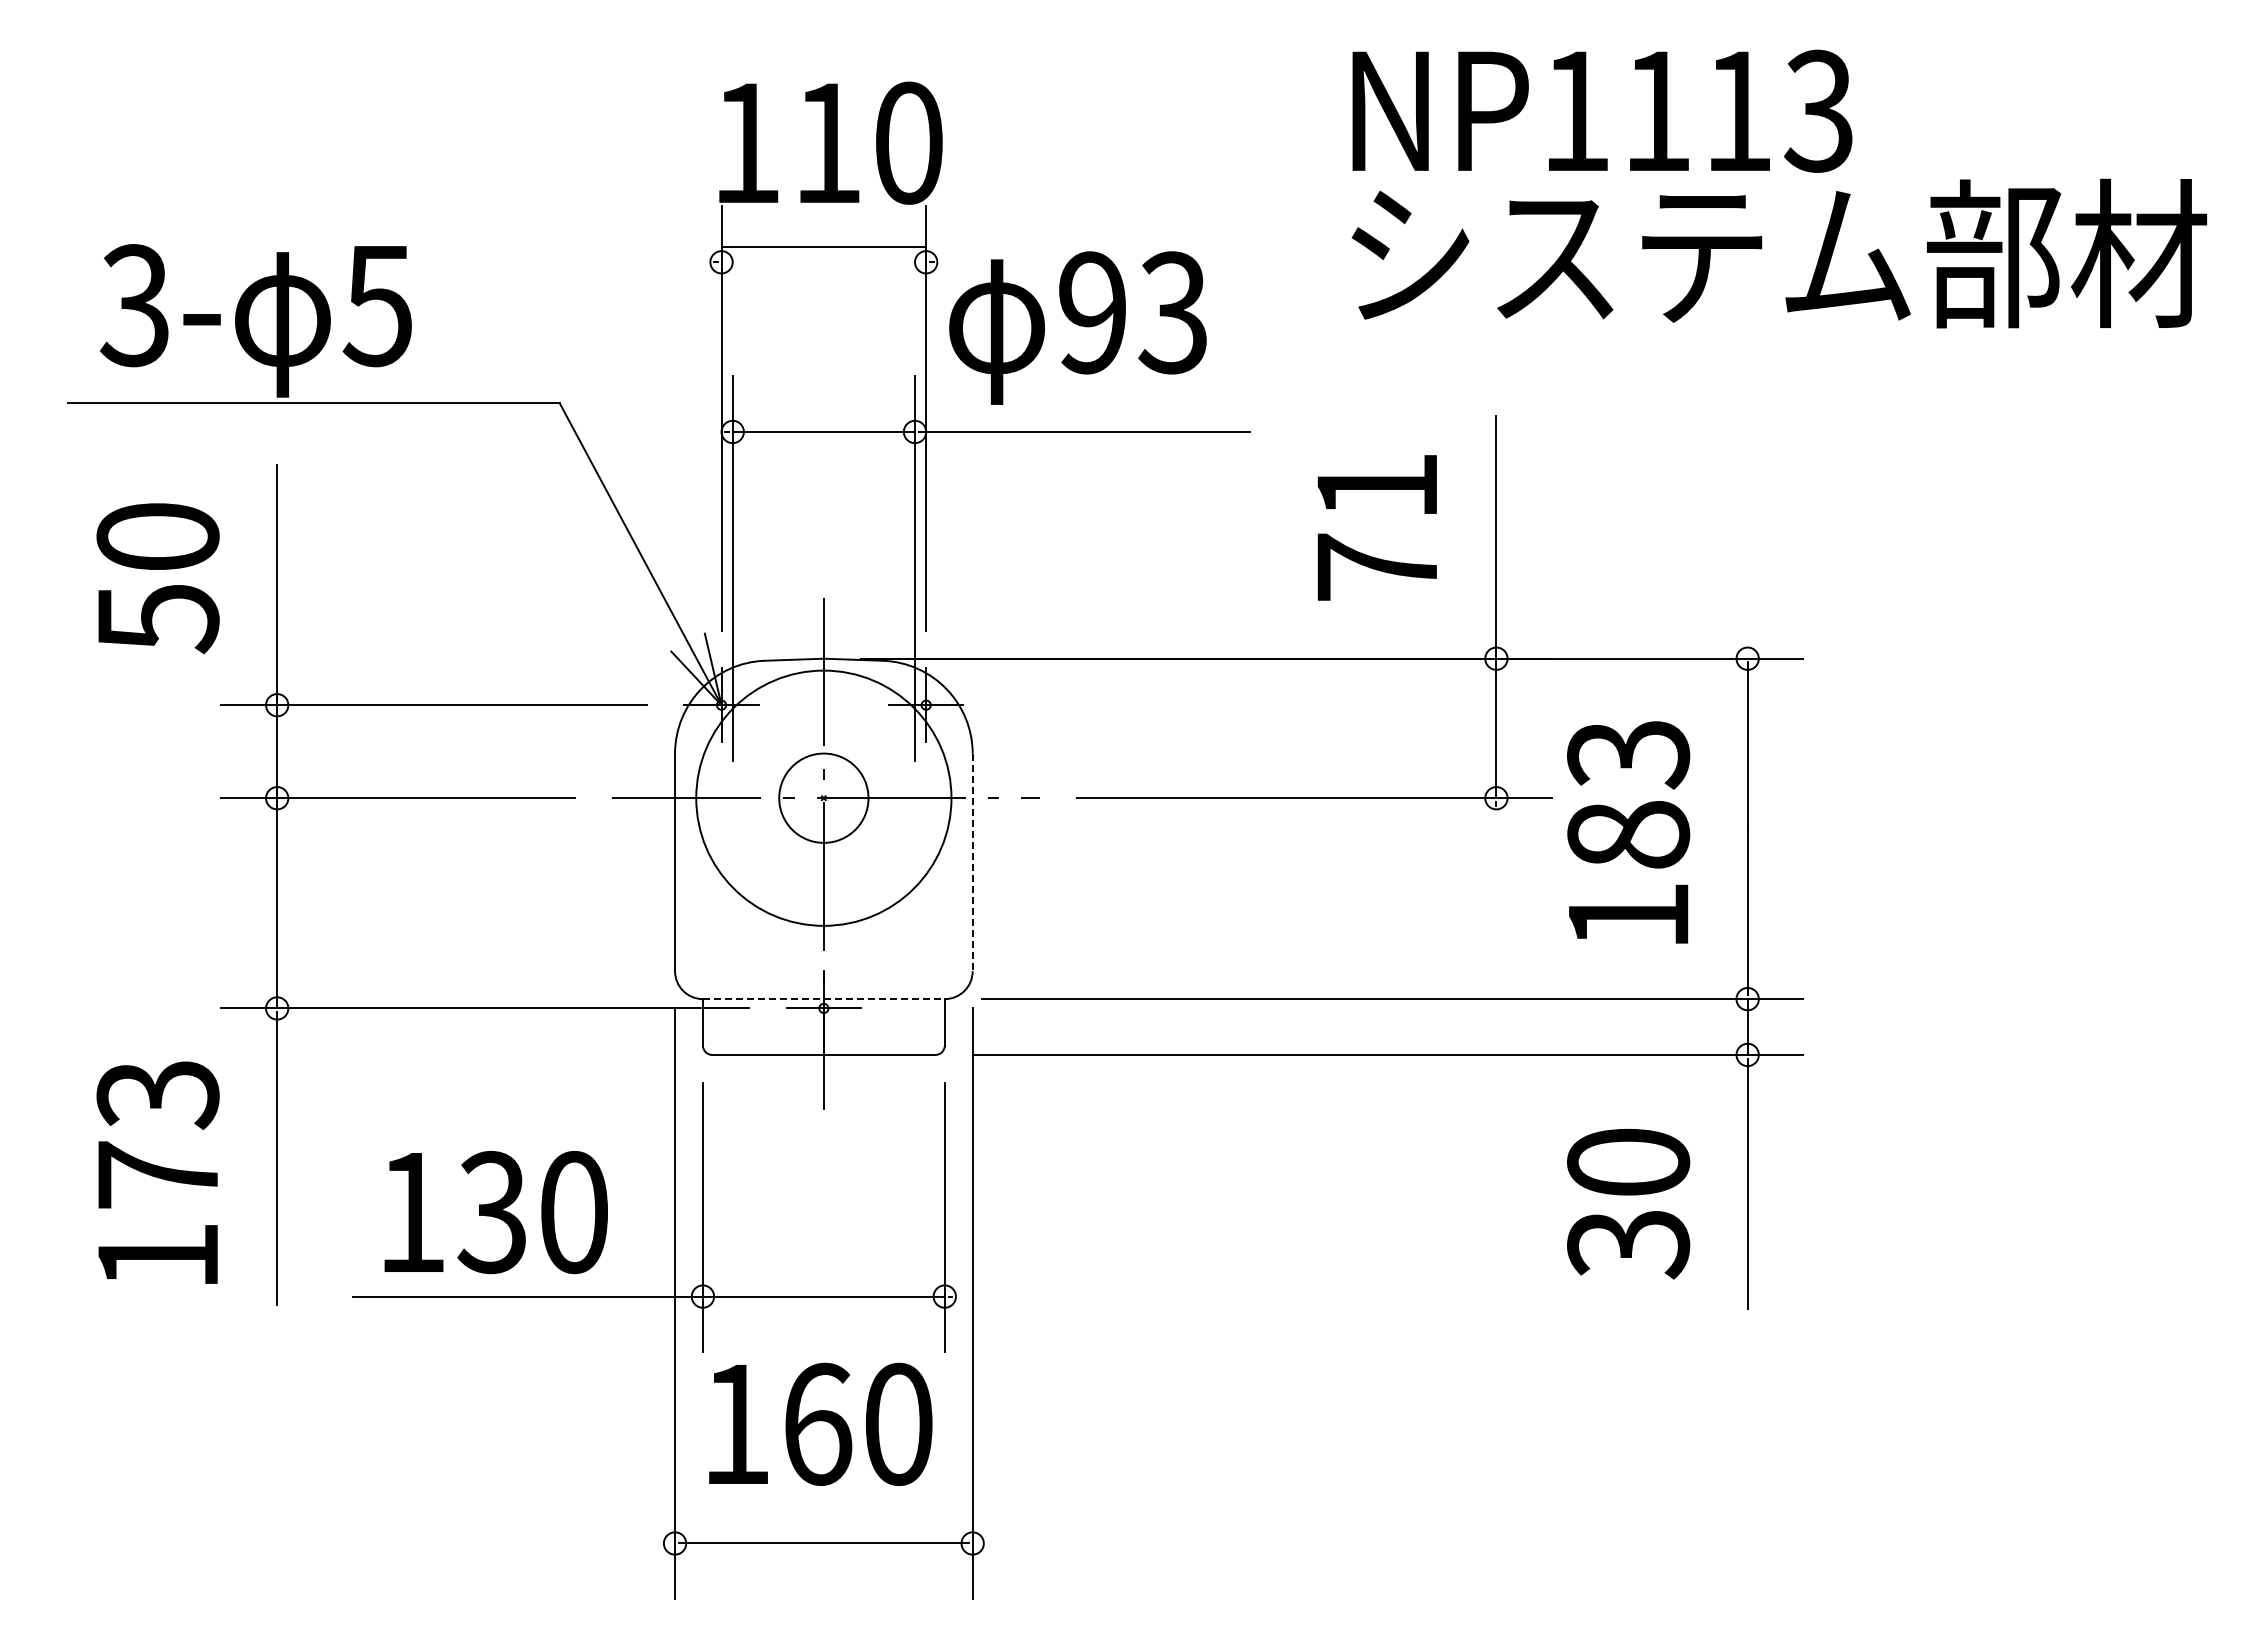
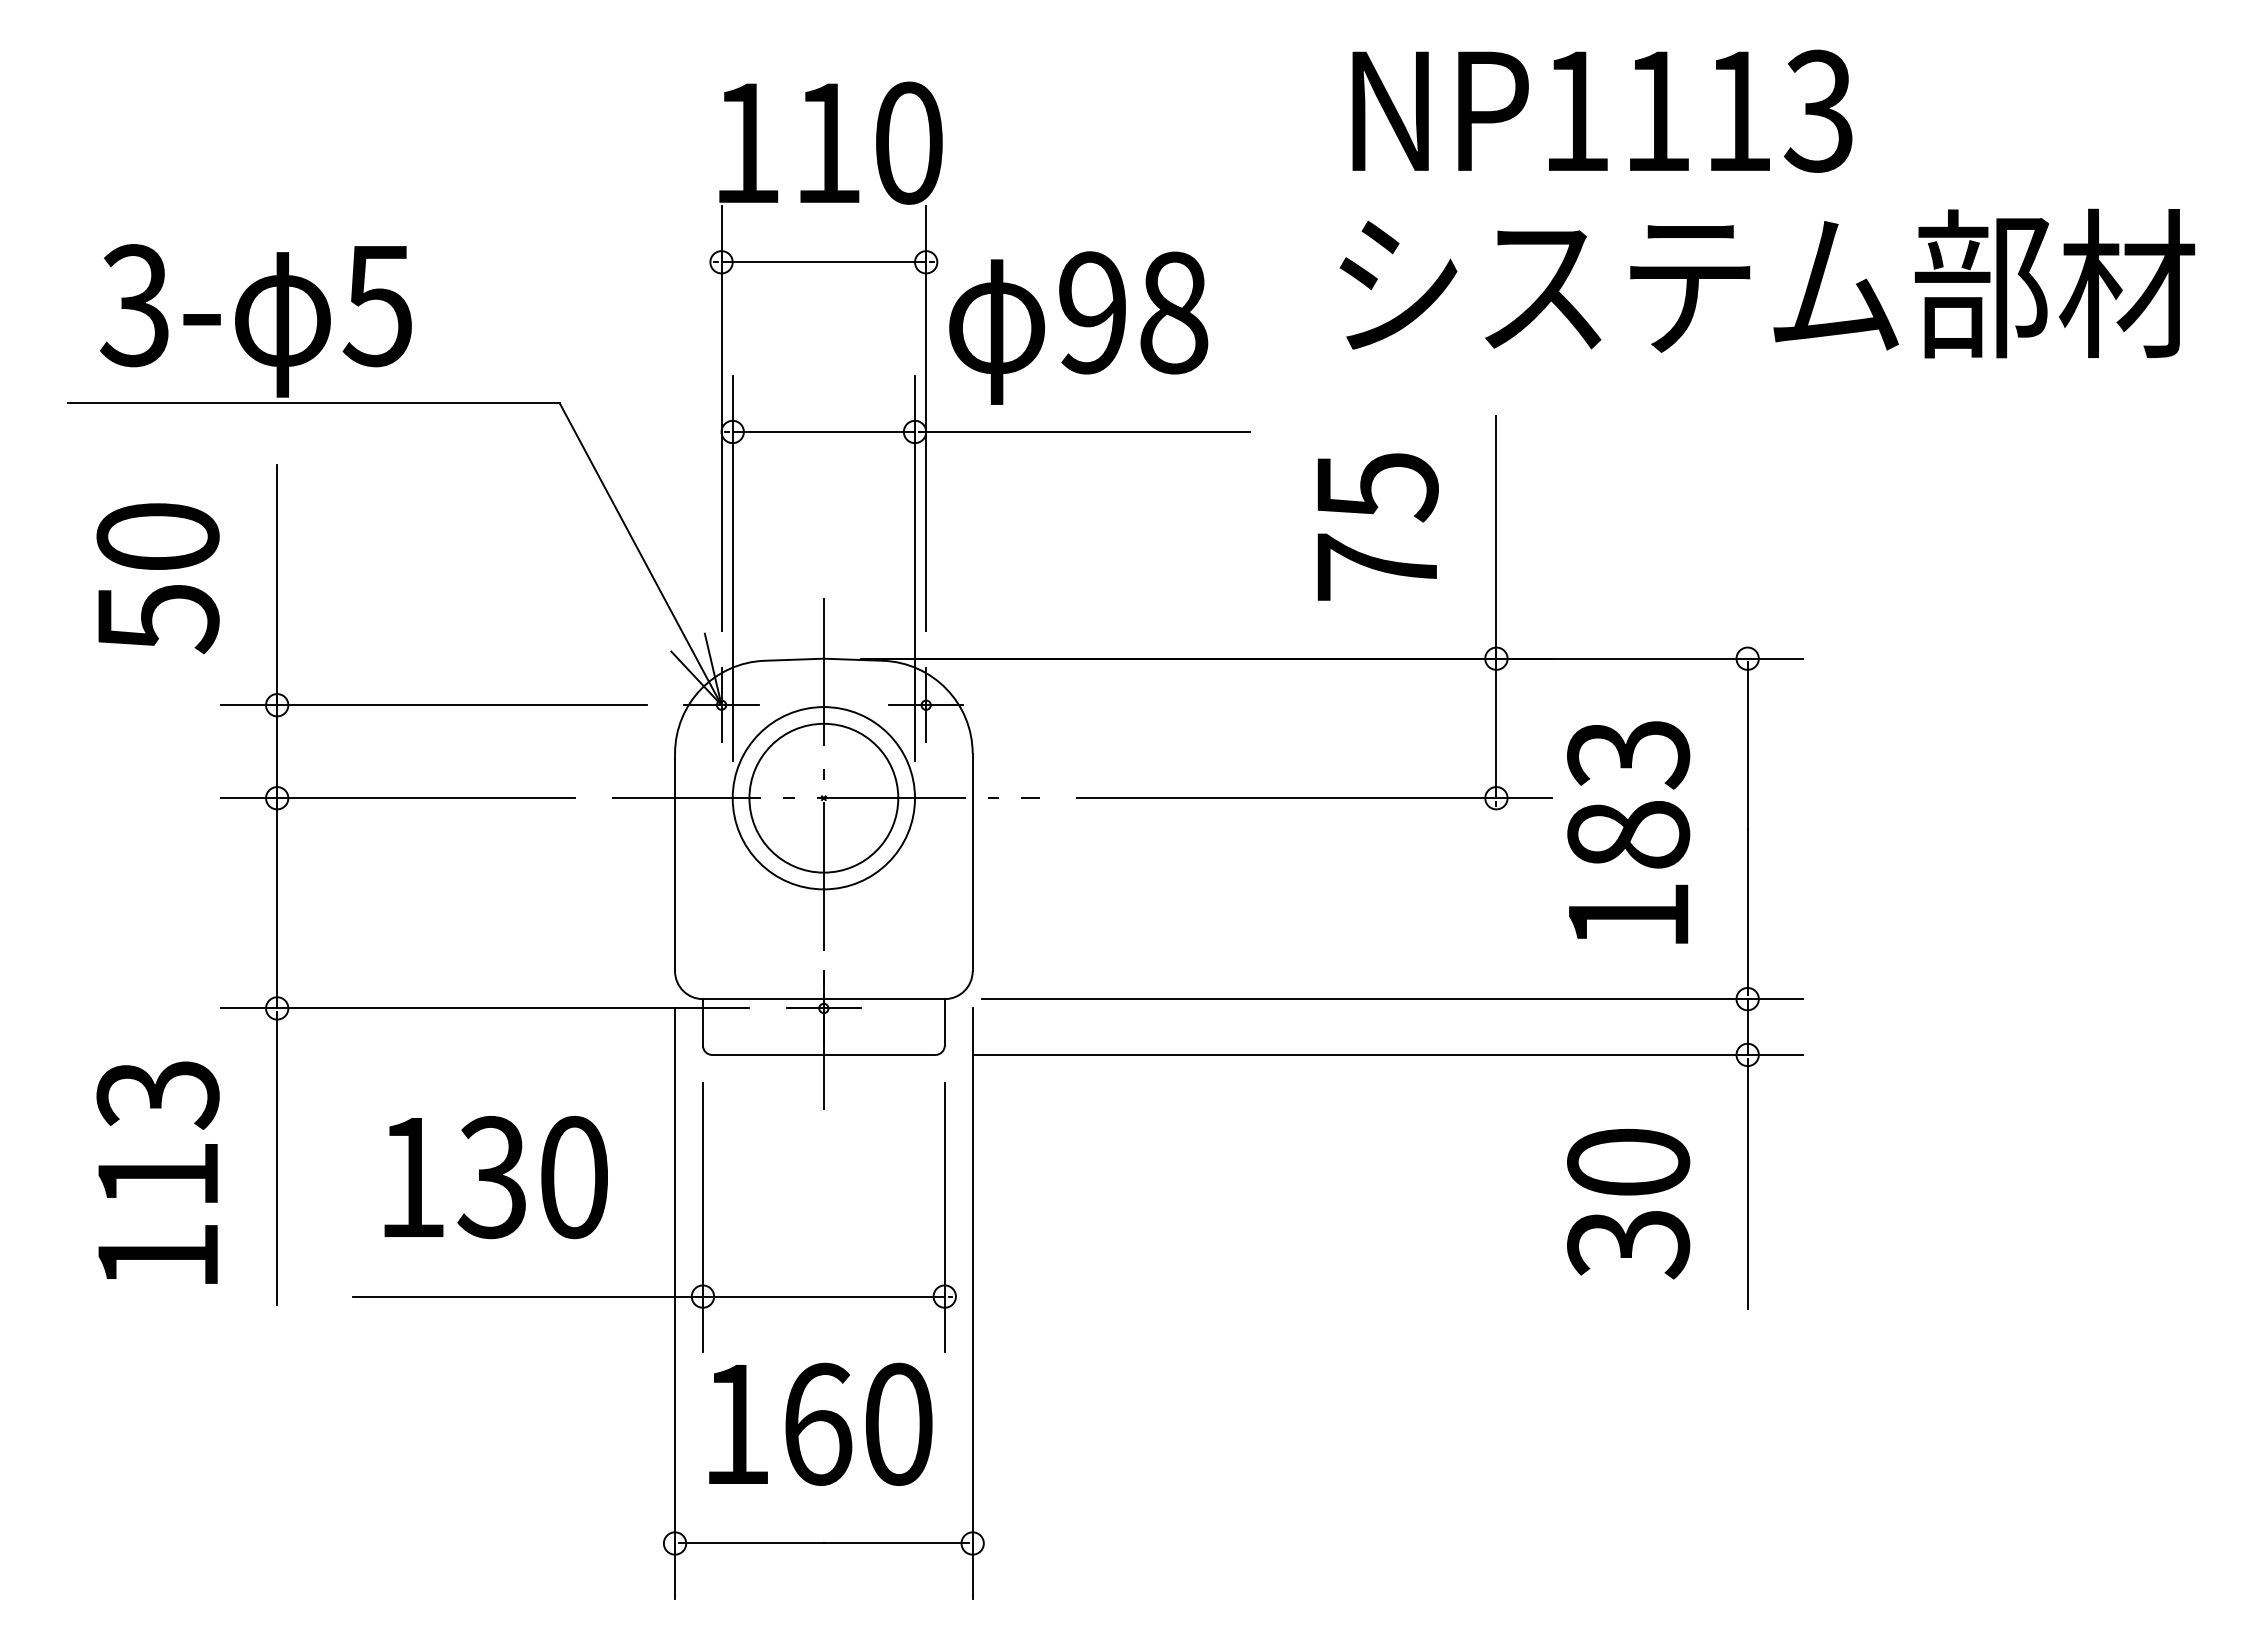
line position: (823, 247) -> (823, 262) (823, 262)
text position: (1779, 253) -> (1767, 283) (1767, 283)
text: 93 -> 98 (1173, 312)
text: 71 -> 75 (1377, 487)
circle diameter: 255 px -> 182 px (823, 798)
circle diameter: 89 px -> 149 px (823, 797)
line: dashed -> solid (972, 862)
line: dashed -> solid (823, 999)
text: 173 -> 113 (157, 1174)
text position: (495, 1212) -> (495, 1177) (495, 1177)
